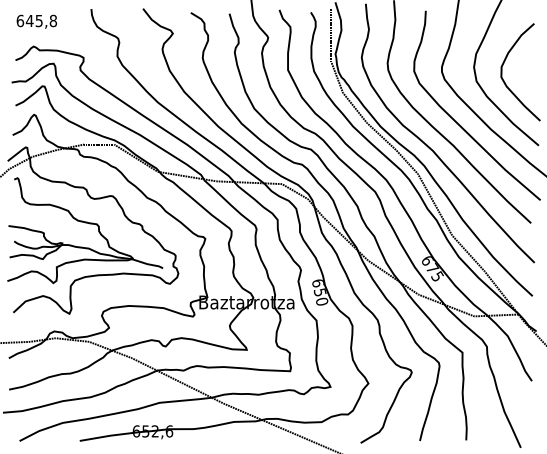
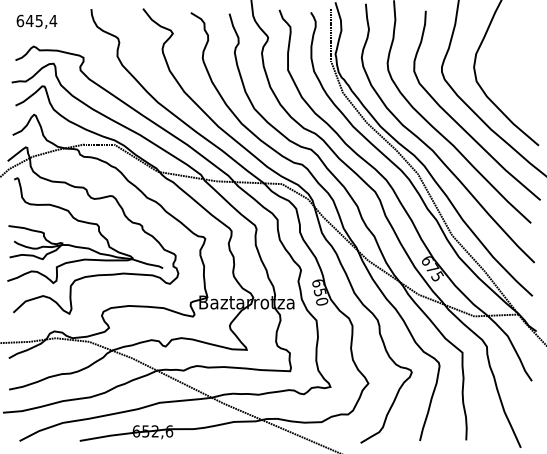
text: 645,8 -> 645,4 (53, 20)
curve: present -> none (504, 80)
